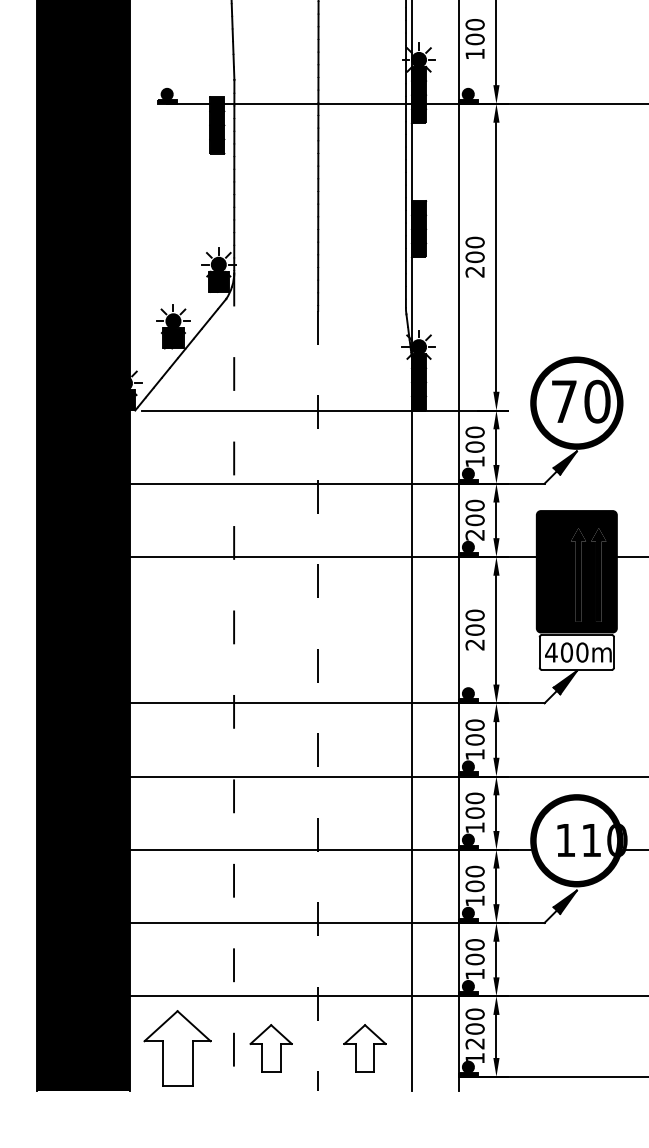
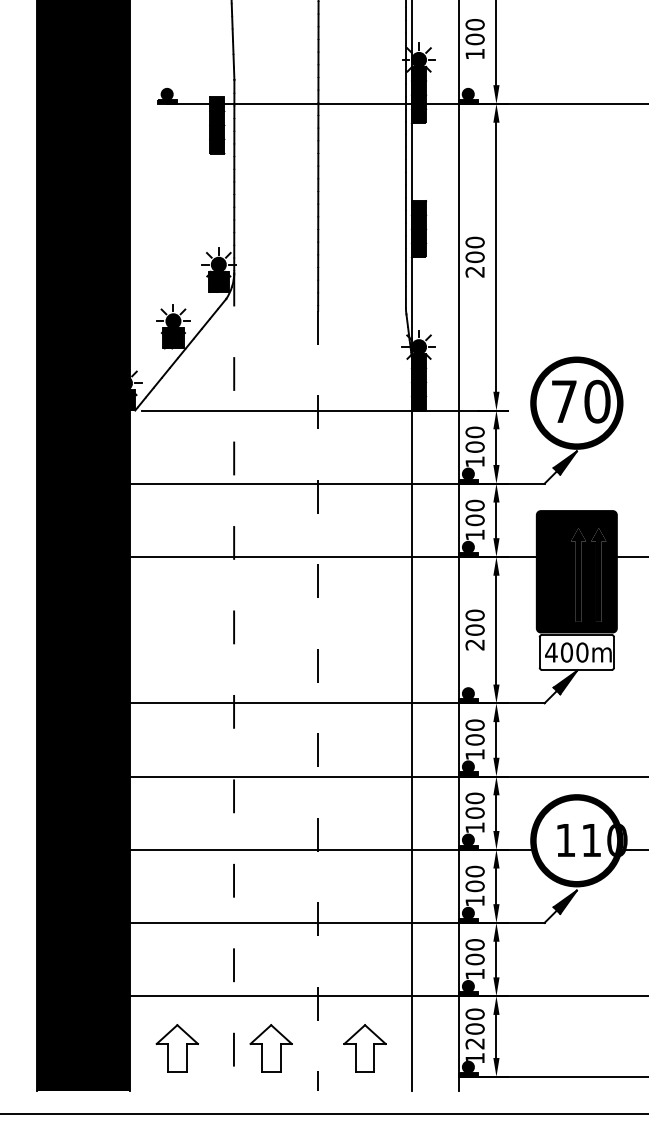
text: 200 -> 100 (474, 534)
part size: 69x77 px -> 44x49 px (176, 1048)
line: none -> present (323, 1113)
